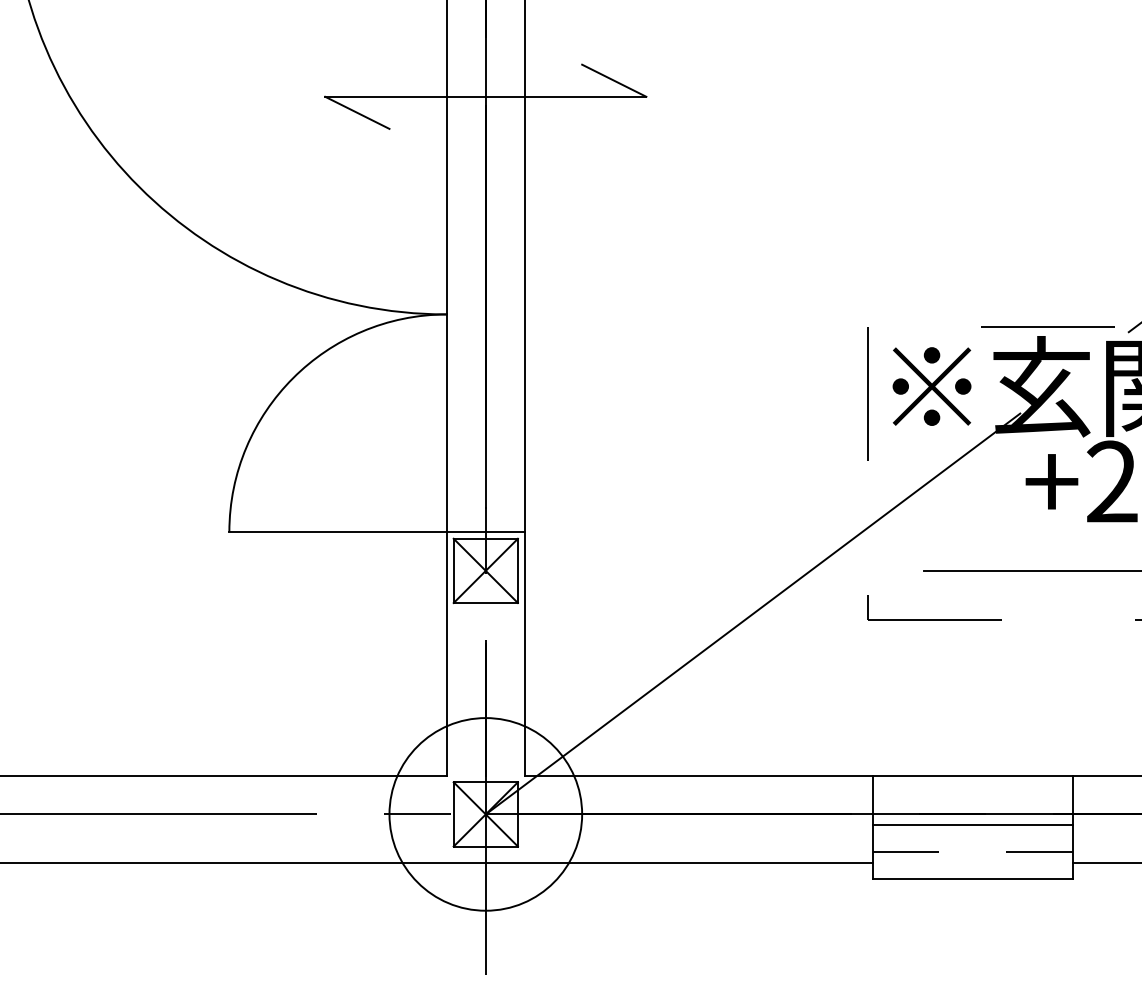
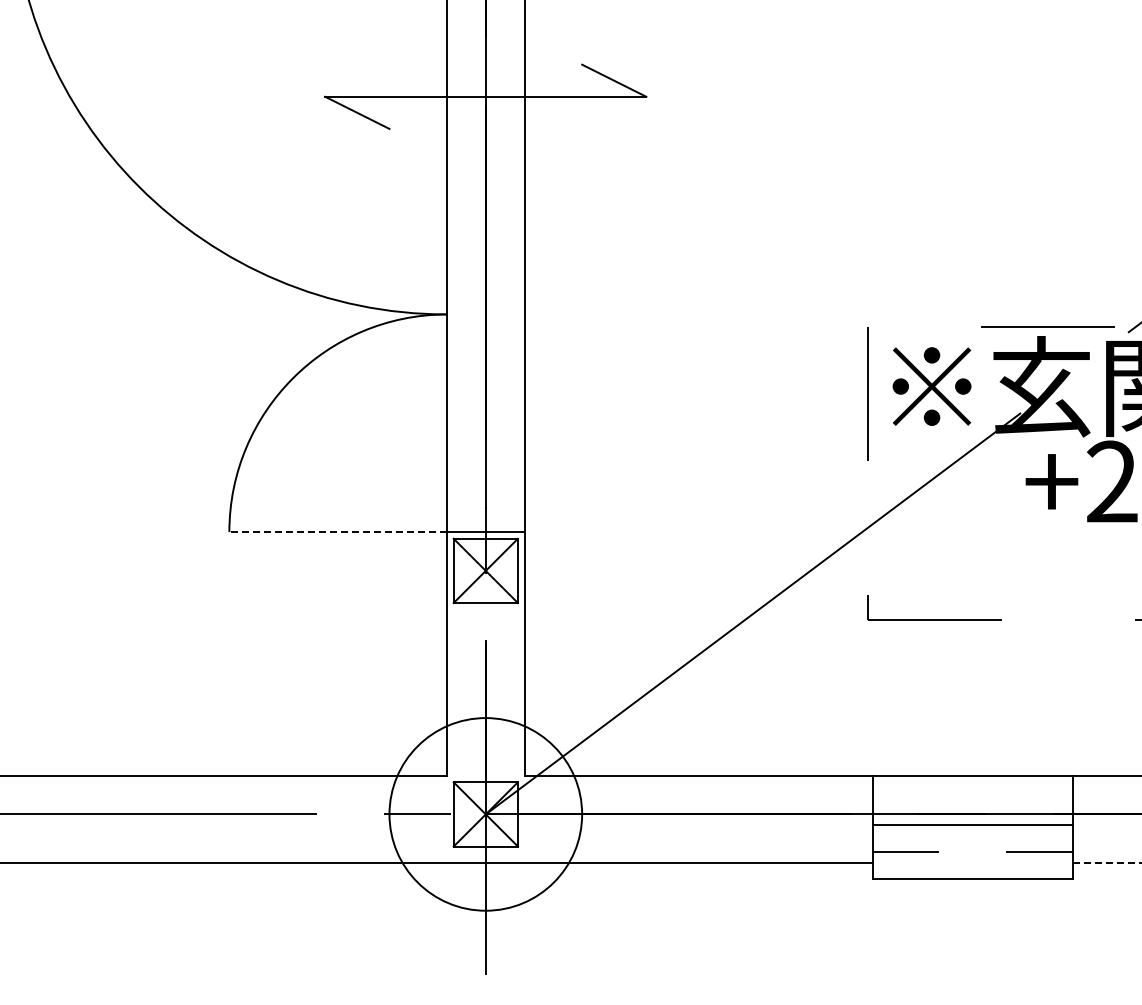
line: solid -> dashed (338, 532)
line: present -> none (1031, 570)
line: solid -> dashed (1107, 862)
